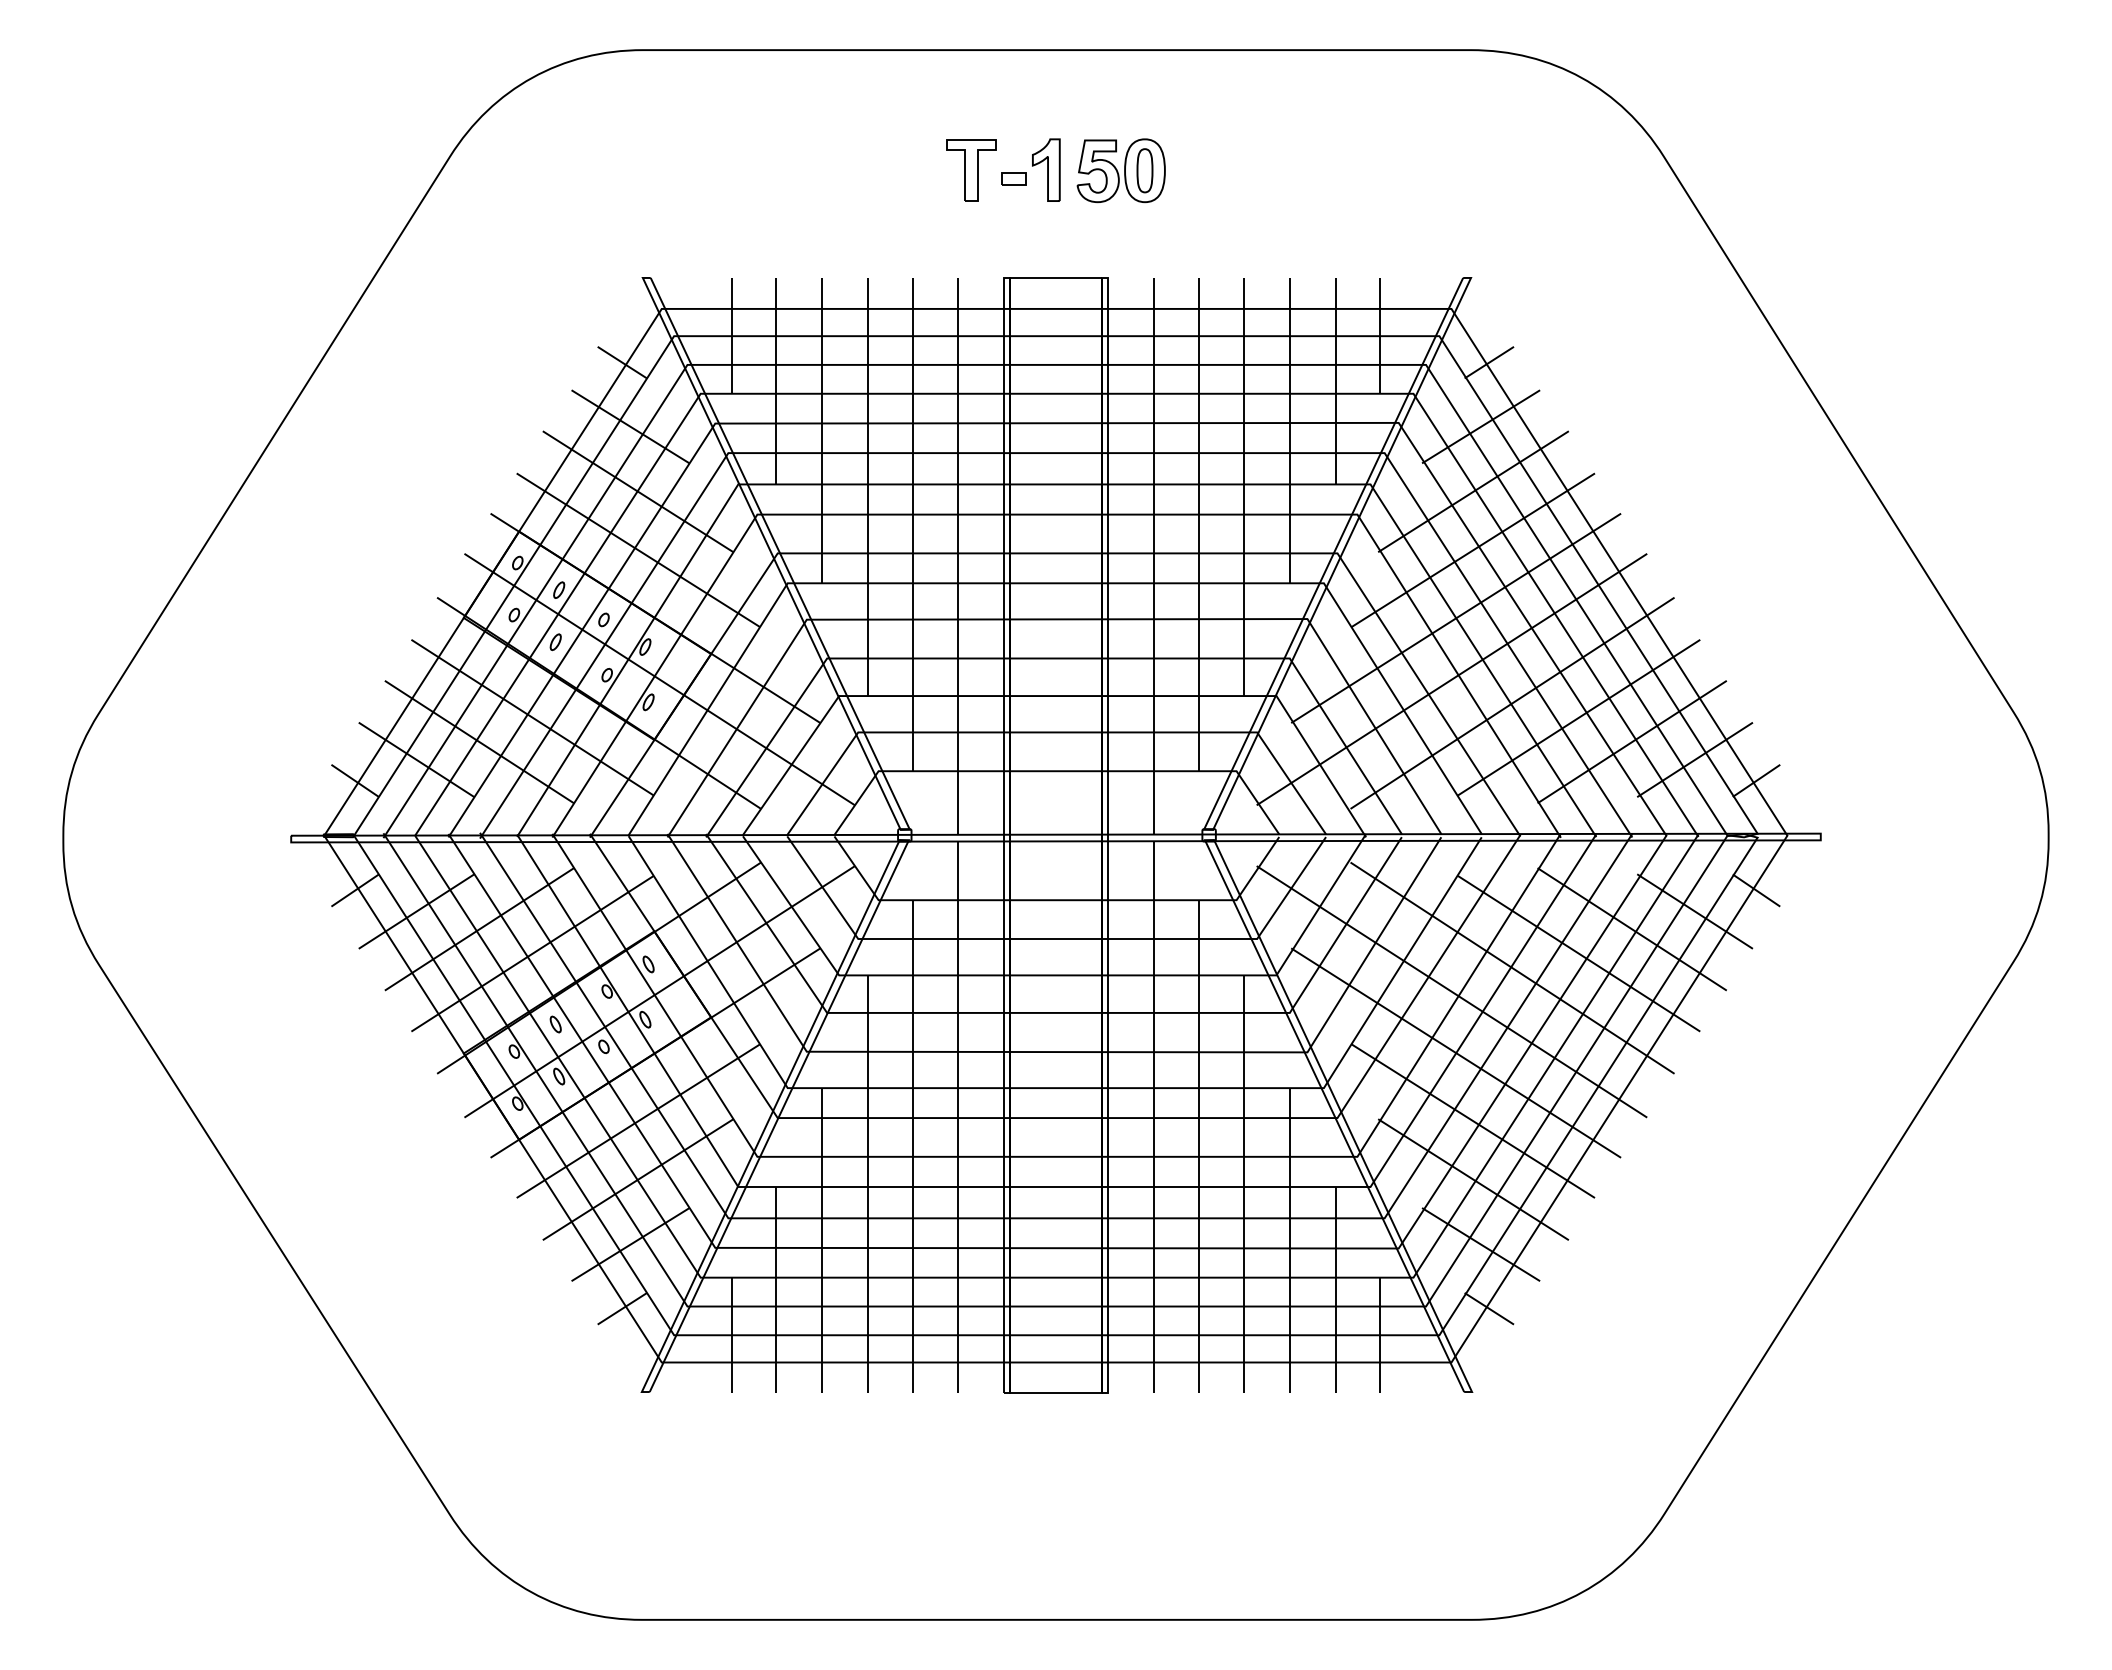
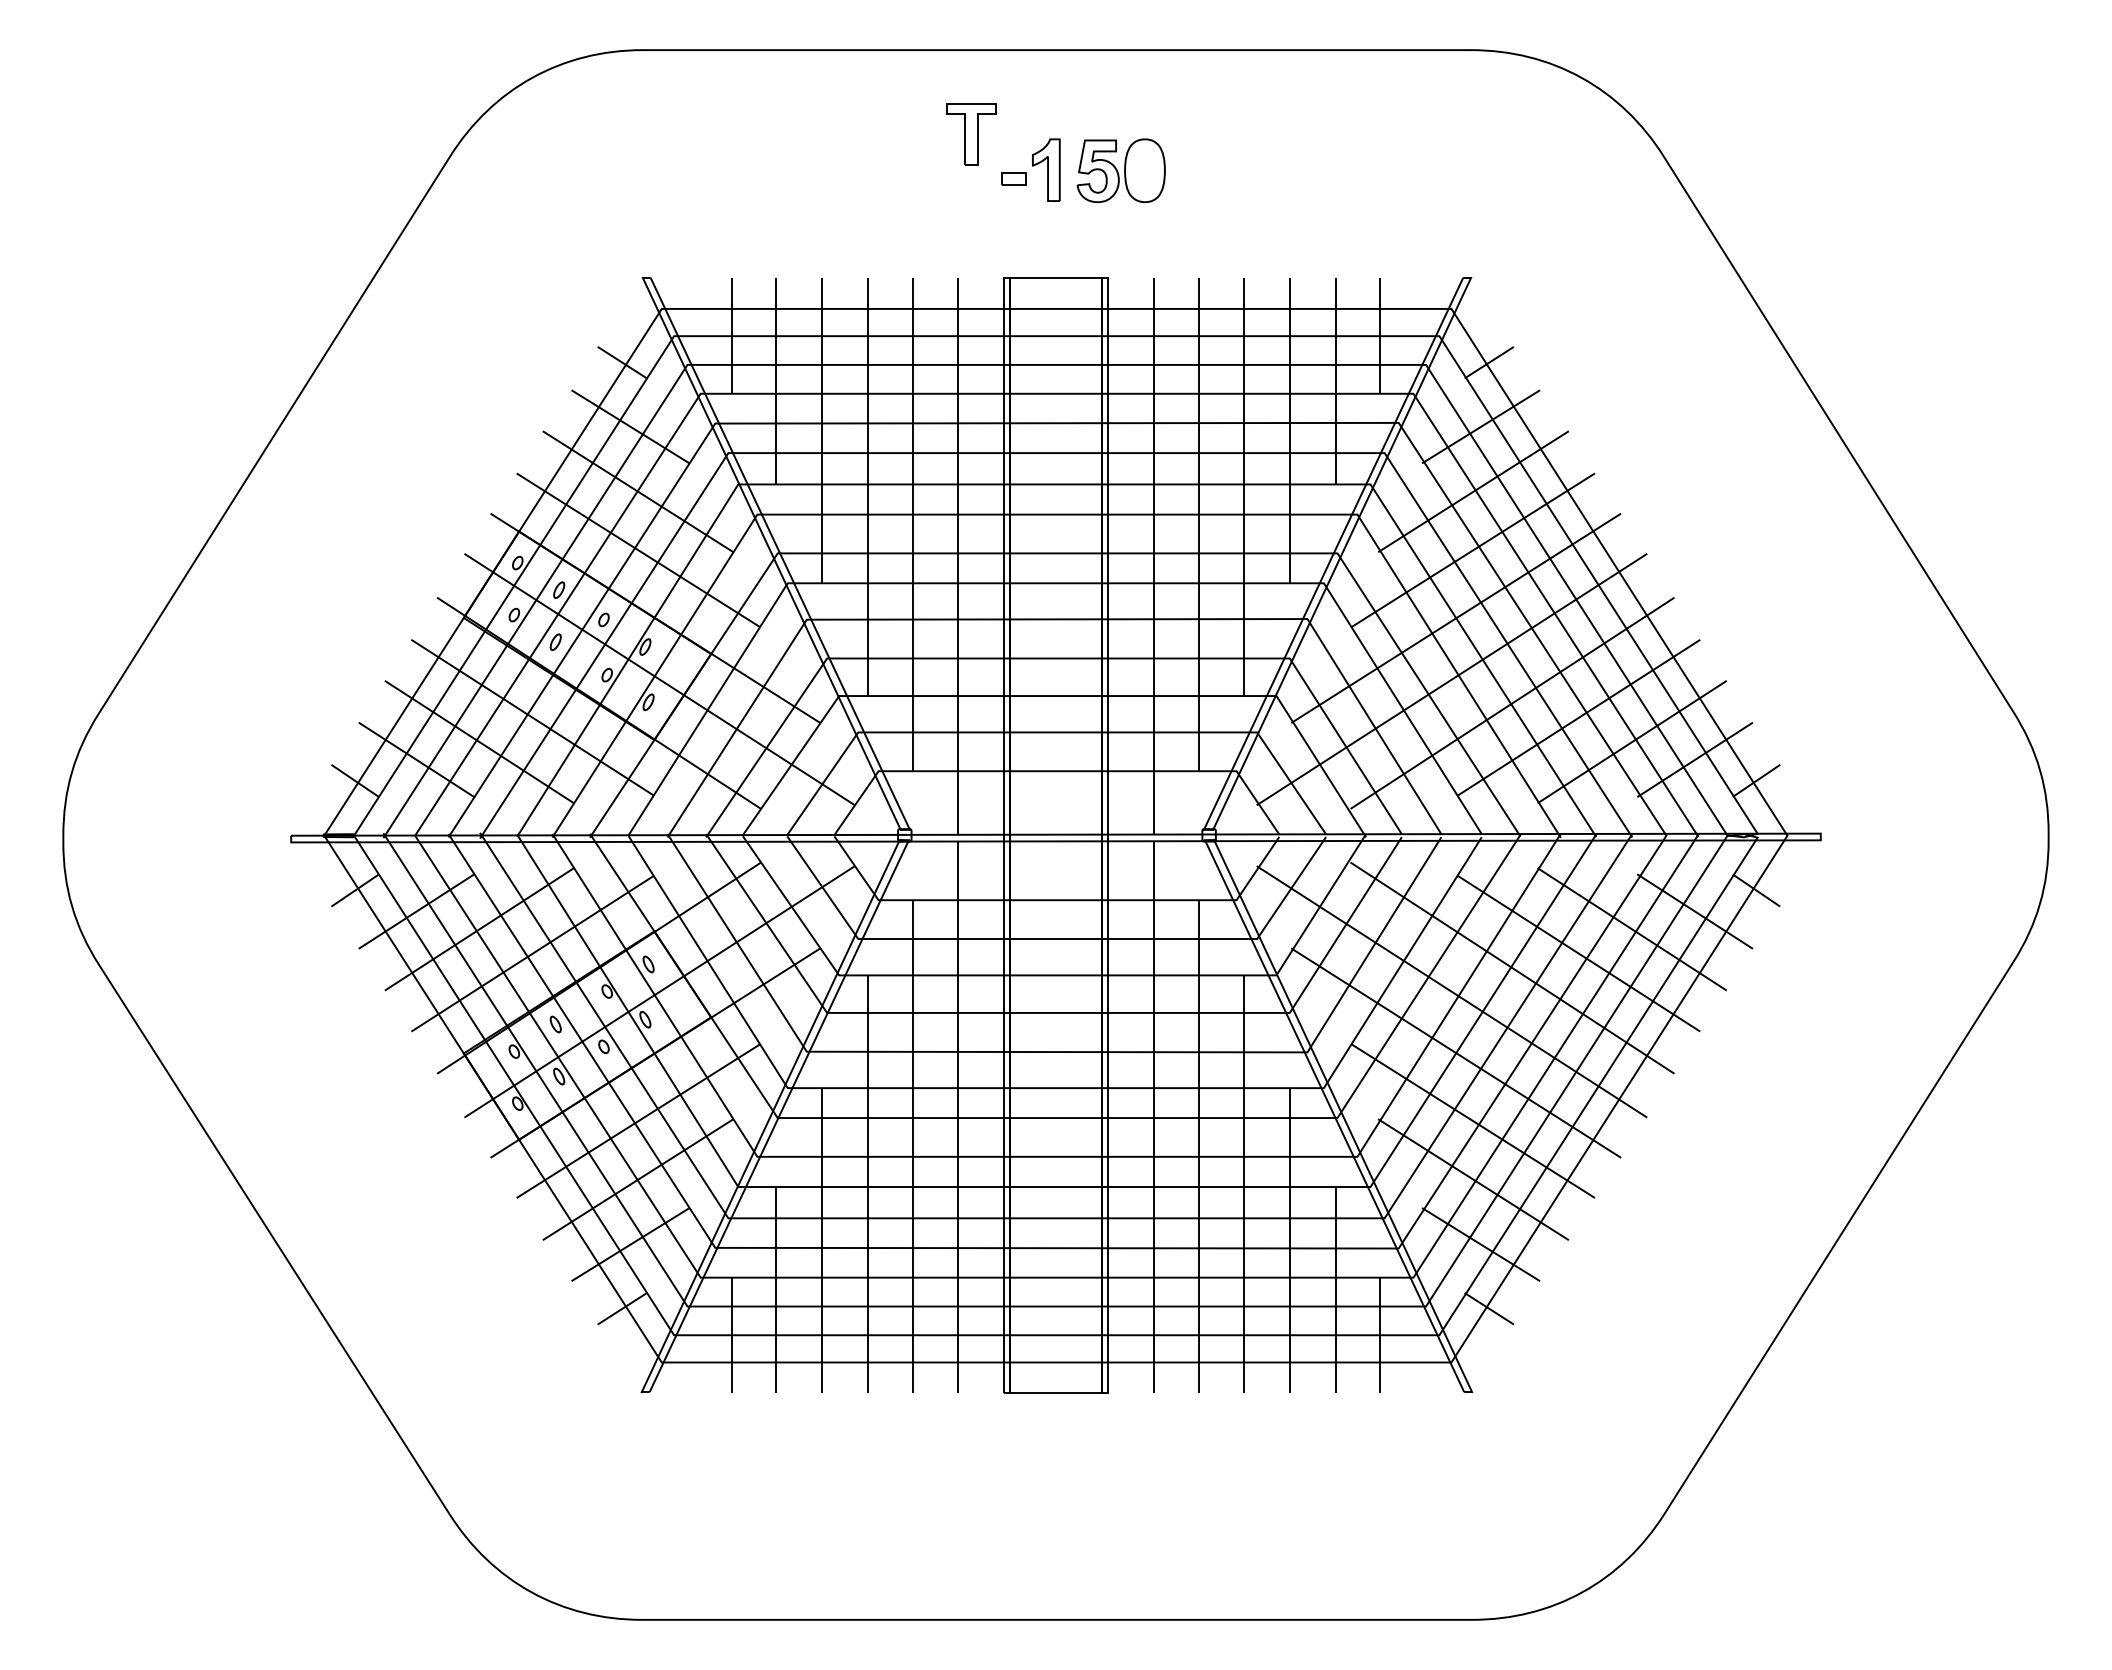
part position: (971, 170) -> (971, 134) (971, 134)
part: present -> none (1144, 170)
